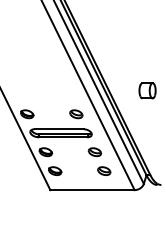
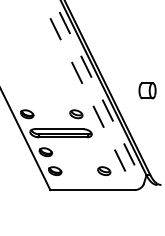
line: solid -> dashed (98, 92)
line: solid -> dashed (88, 95)
part: present -> none (94, 152)
